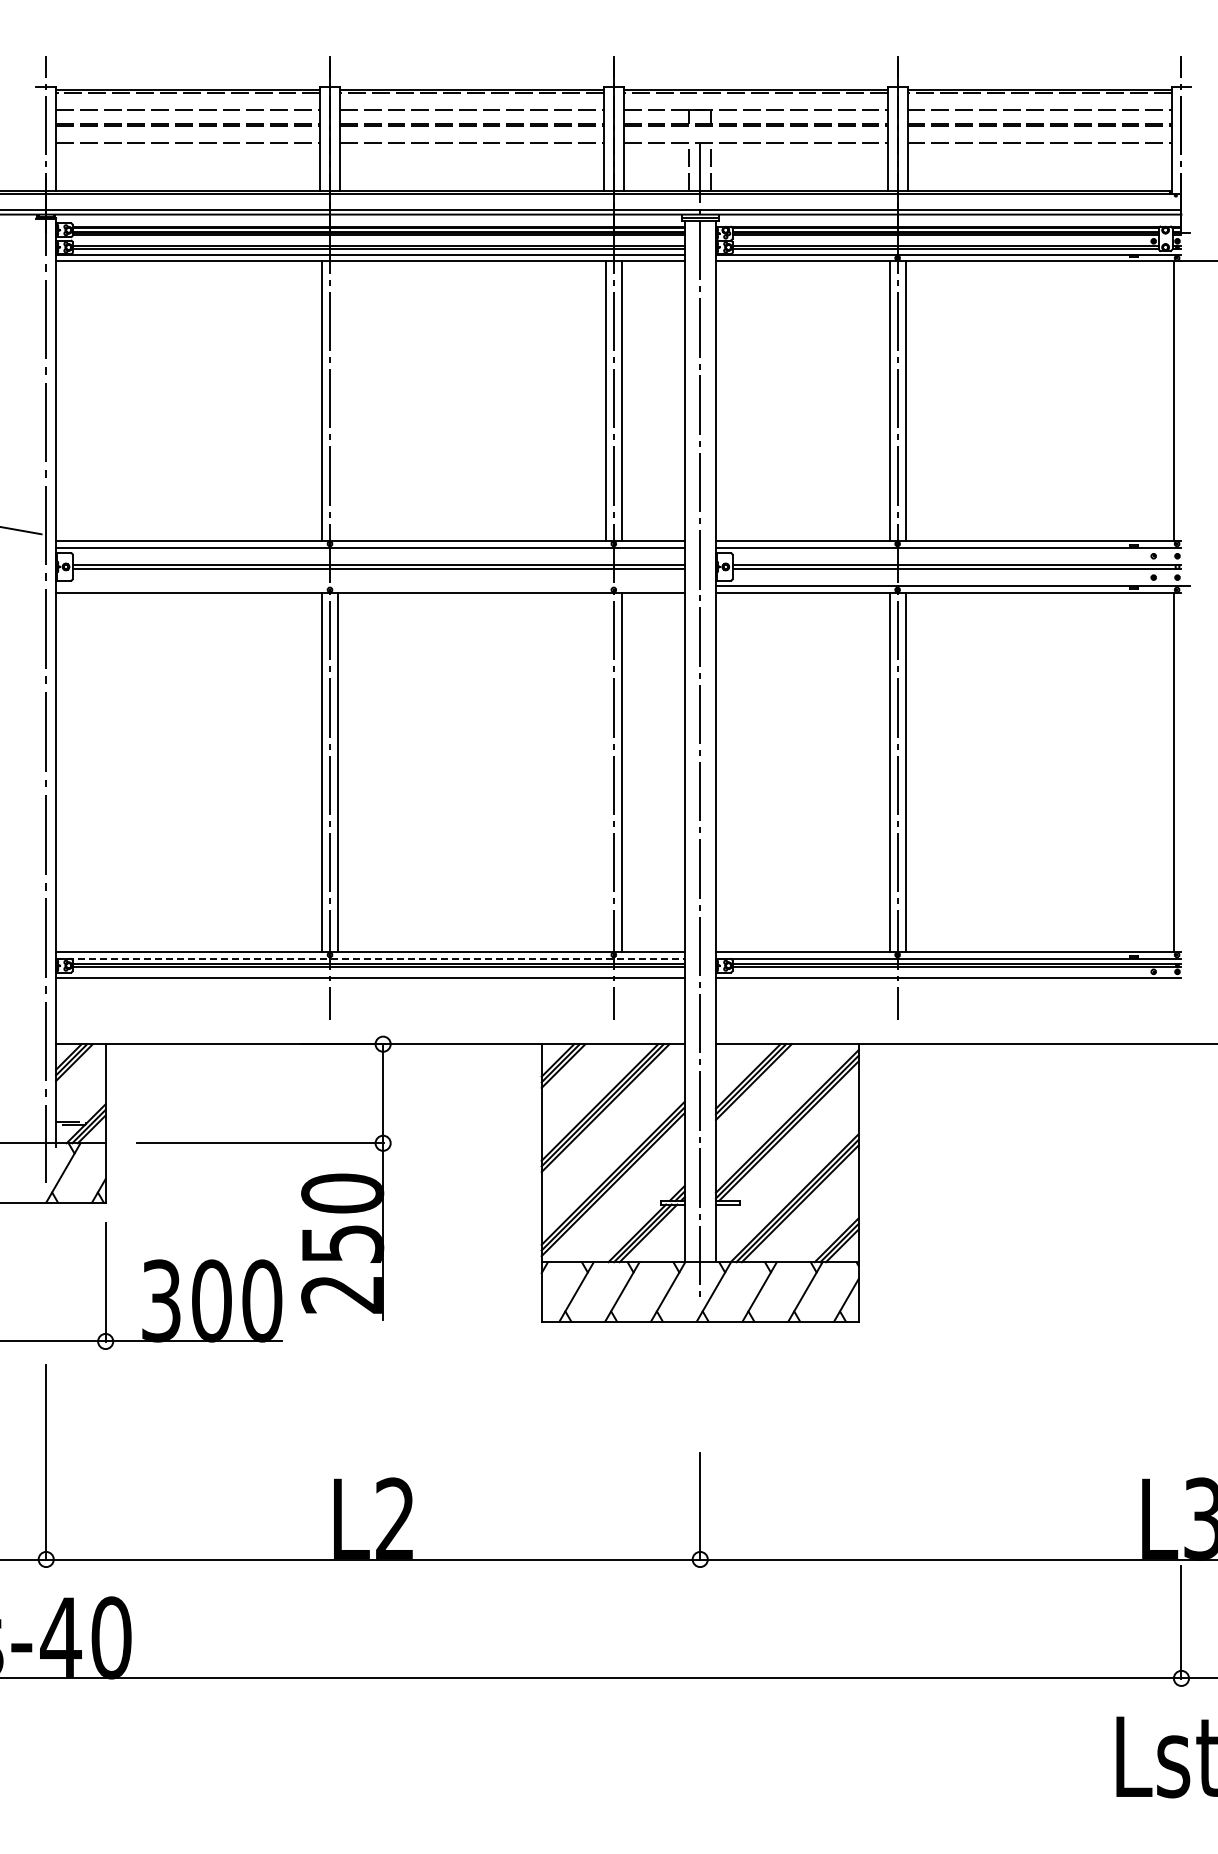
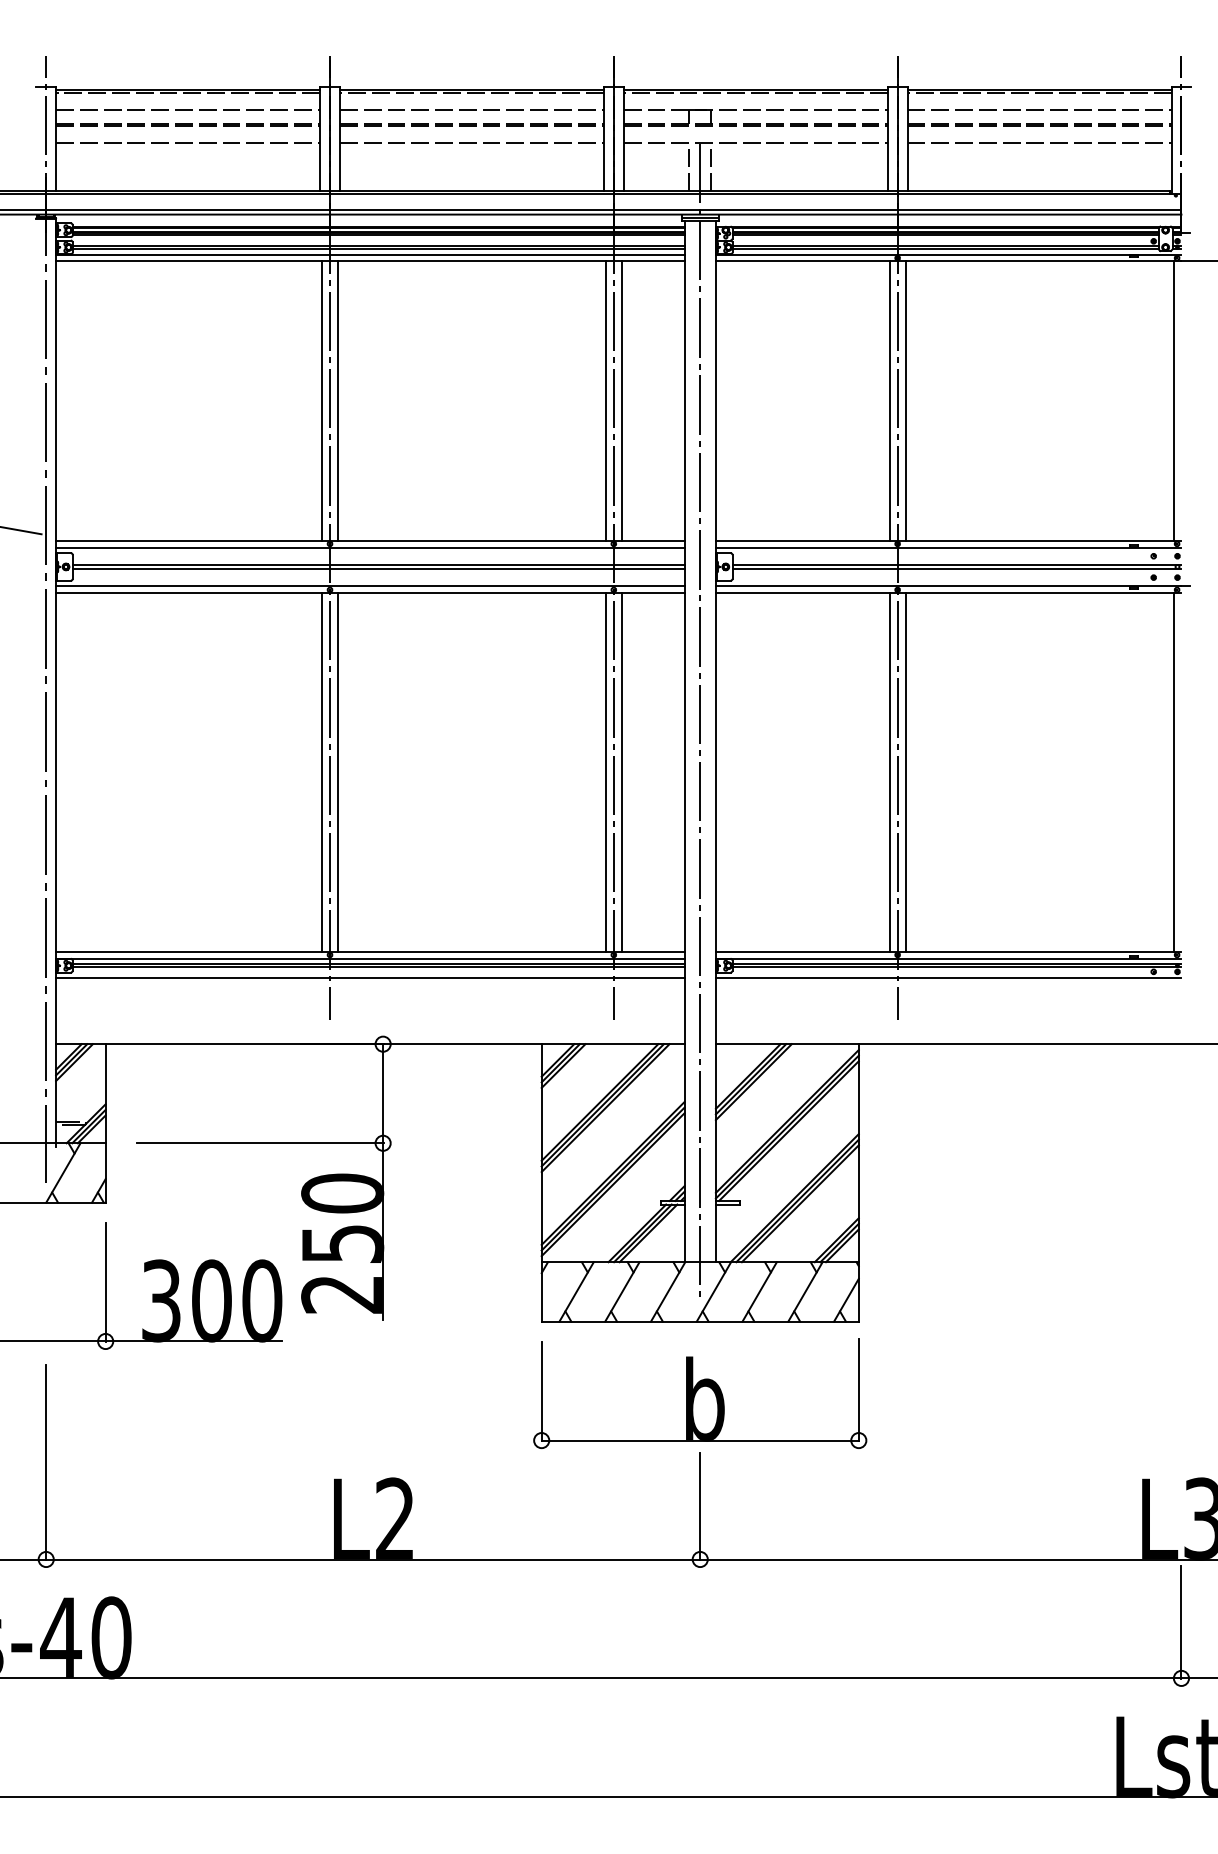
line: none -> present (337, 400)
line: none -> present (370, 586)
line: none -> present (605, 772)
line: dashed -> solid (370, 958)
part: none -> present (700, 1393)
line: none -> present (608, 1797)
